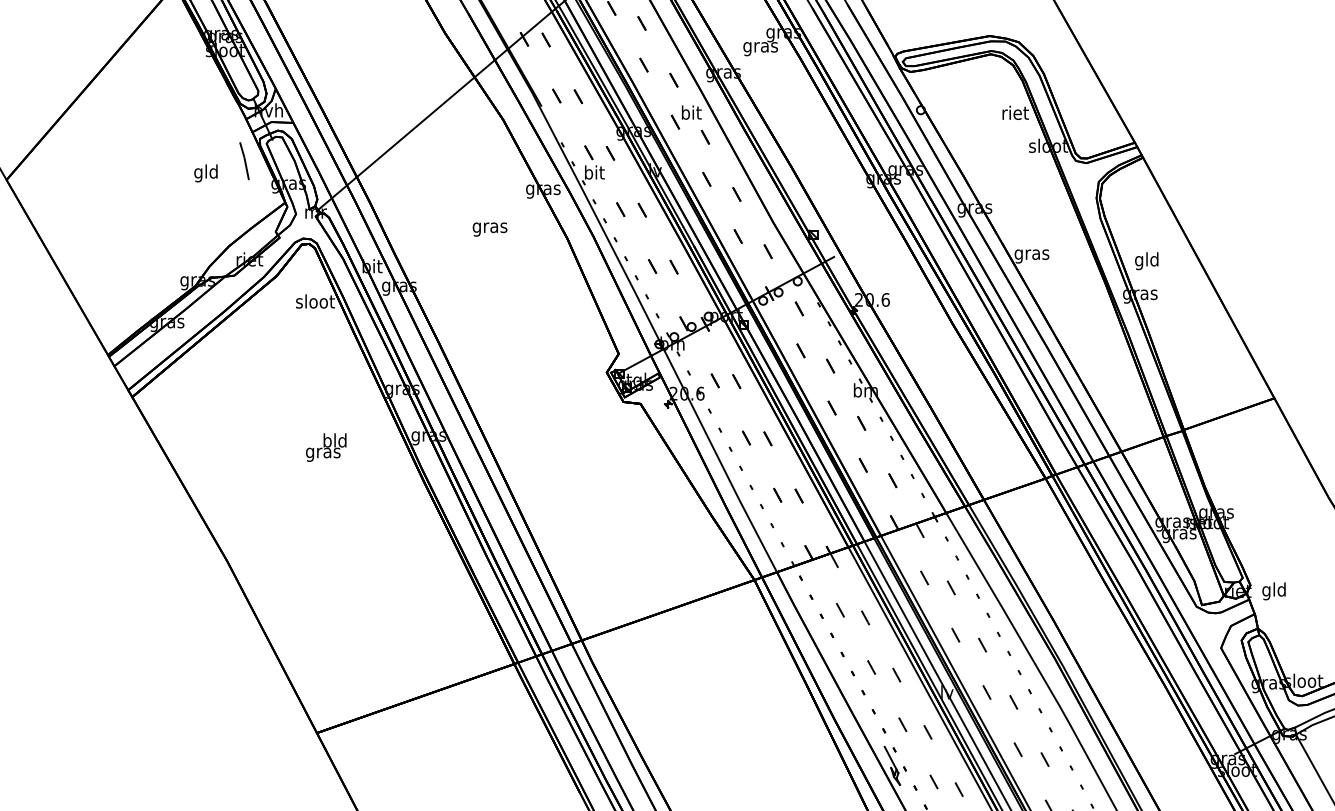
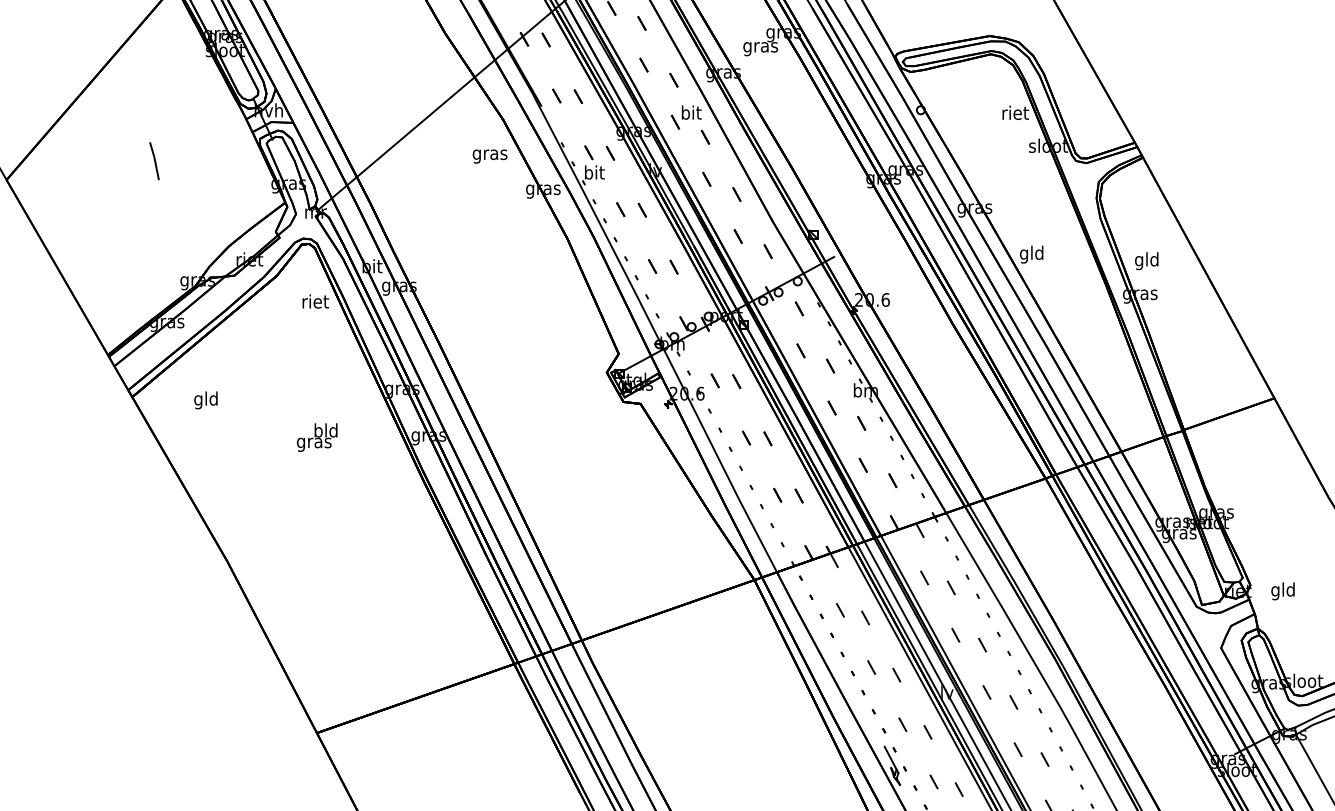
line position: (244, 161) -> (154, 161) (154, 161)
text position: (205, 173) -> (205, 400) (205, 400)
text position: (489, 229) -> (489, 156) (489, 156)
text: gras -> gld (1031, 254)
text: sloot -> riet (315, 301)
text position: (326, 447) -> (317, 437) (317, 437)
text position: (1273, 591) -> (1282, 591) (1282, 591)
